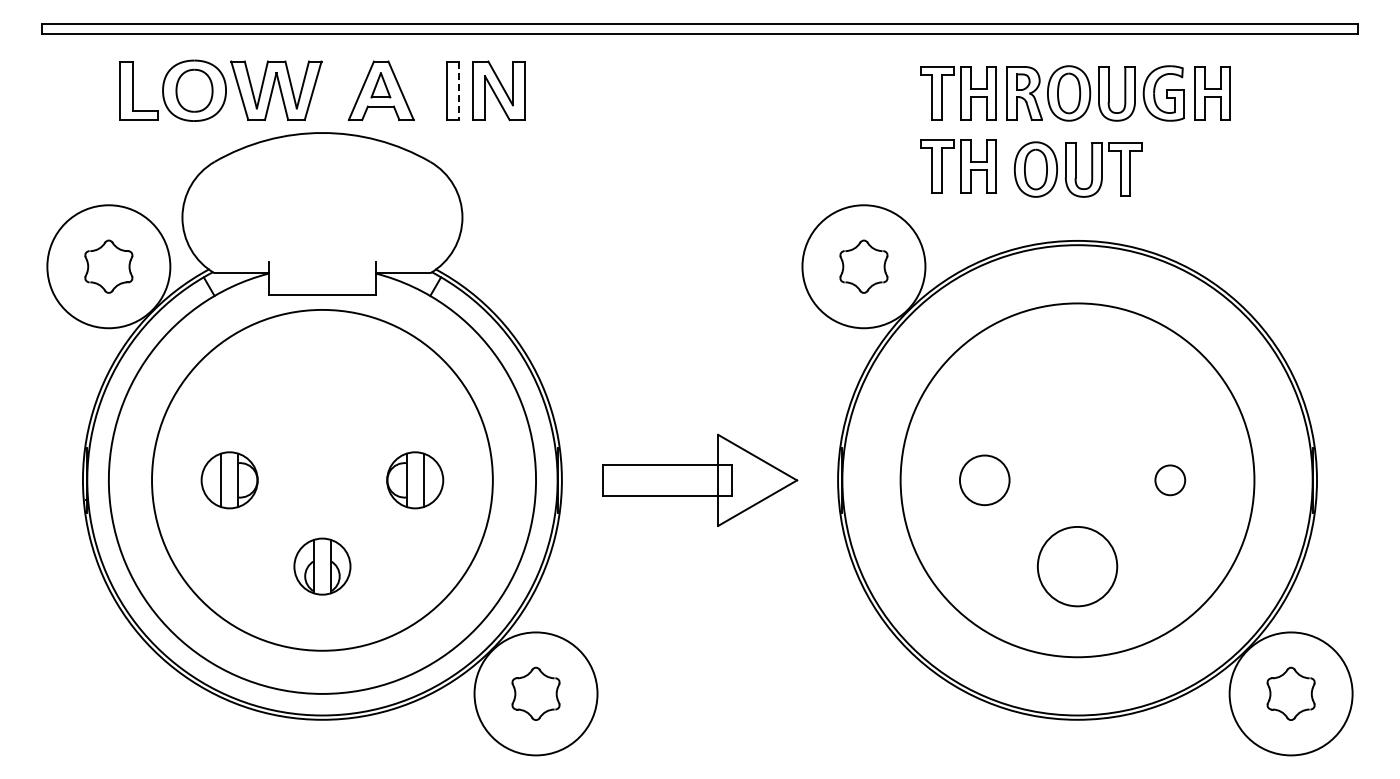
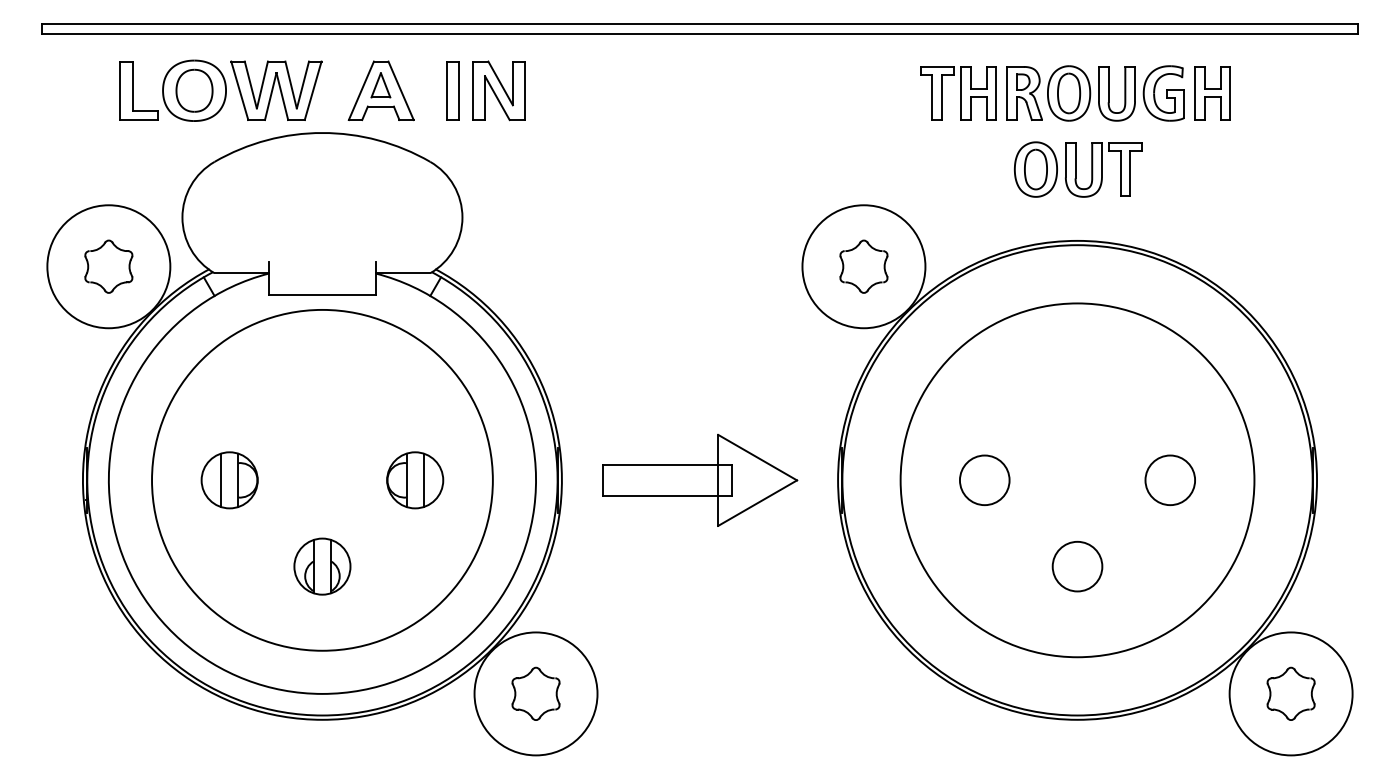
line: dashed -> solid (459, 91)
part: present -> none (958, 166)
circle diameter: 30 px -> 50 px (1170, 480)
circle diameter: 79 px -> 50 px (1077, 566)
